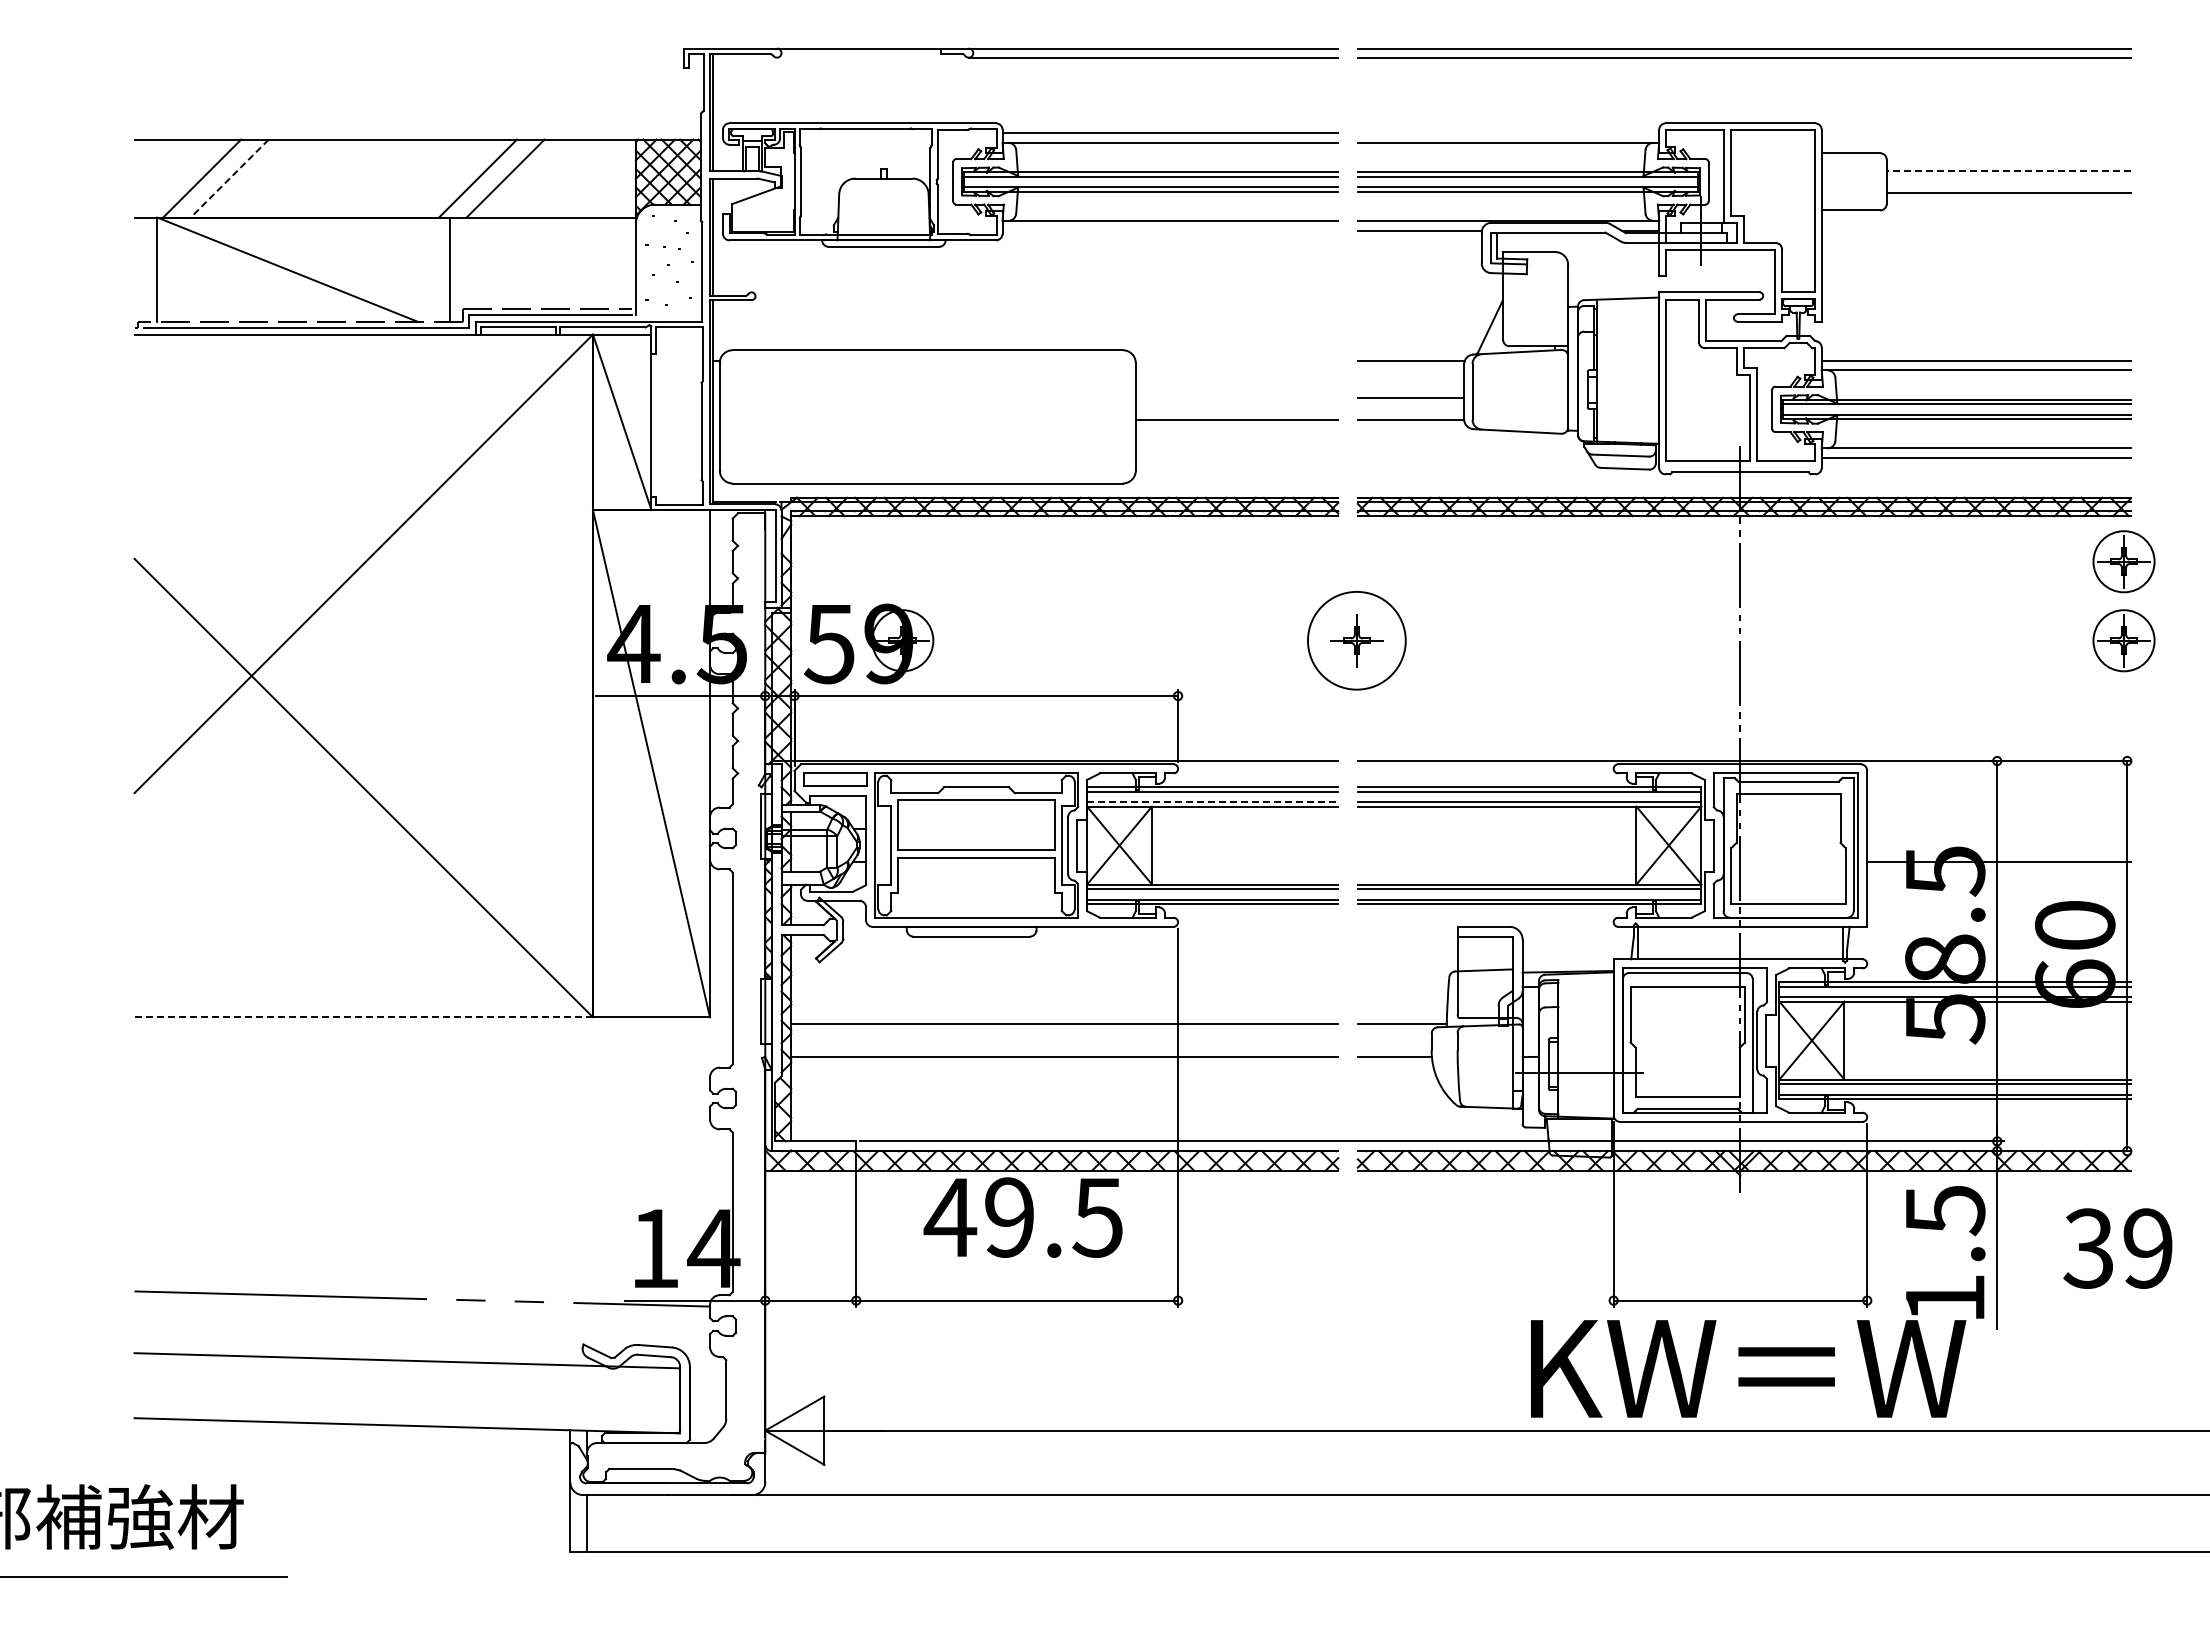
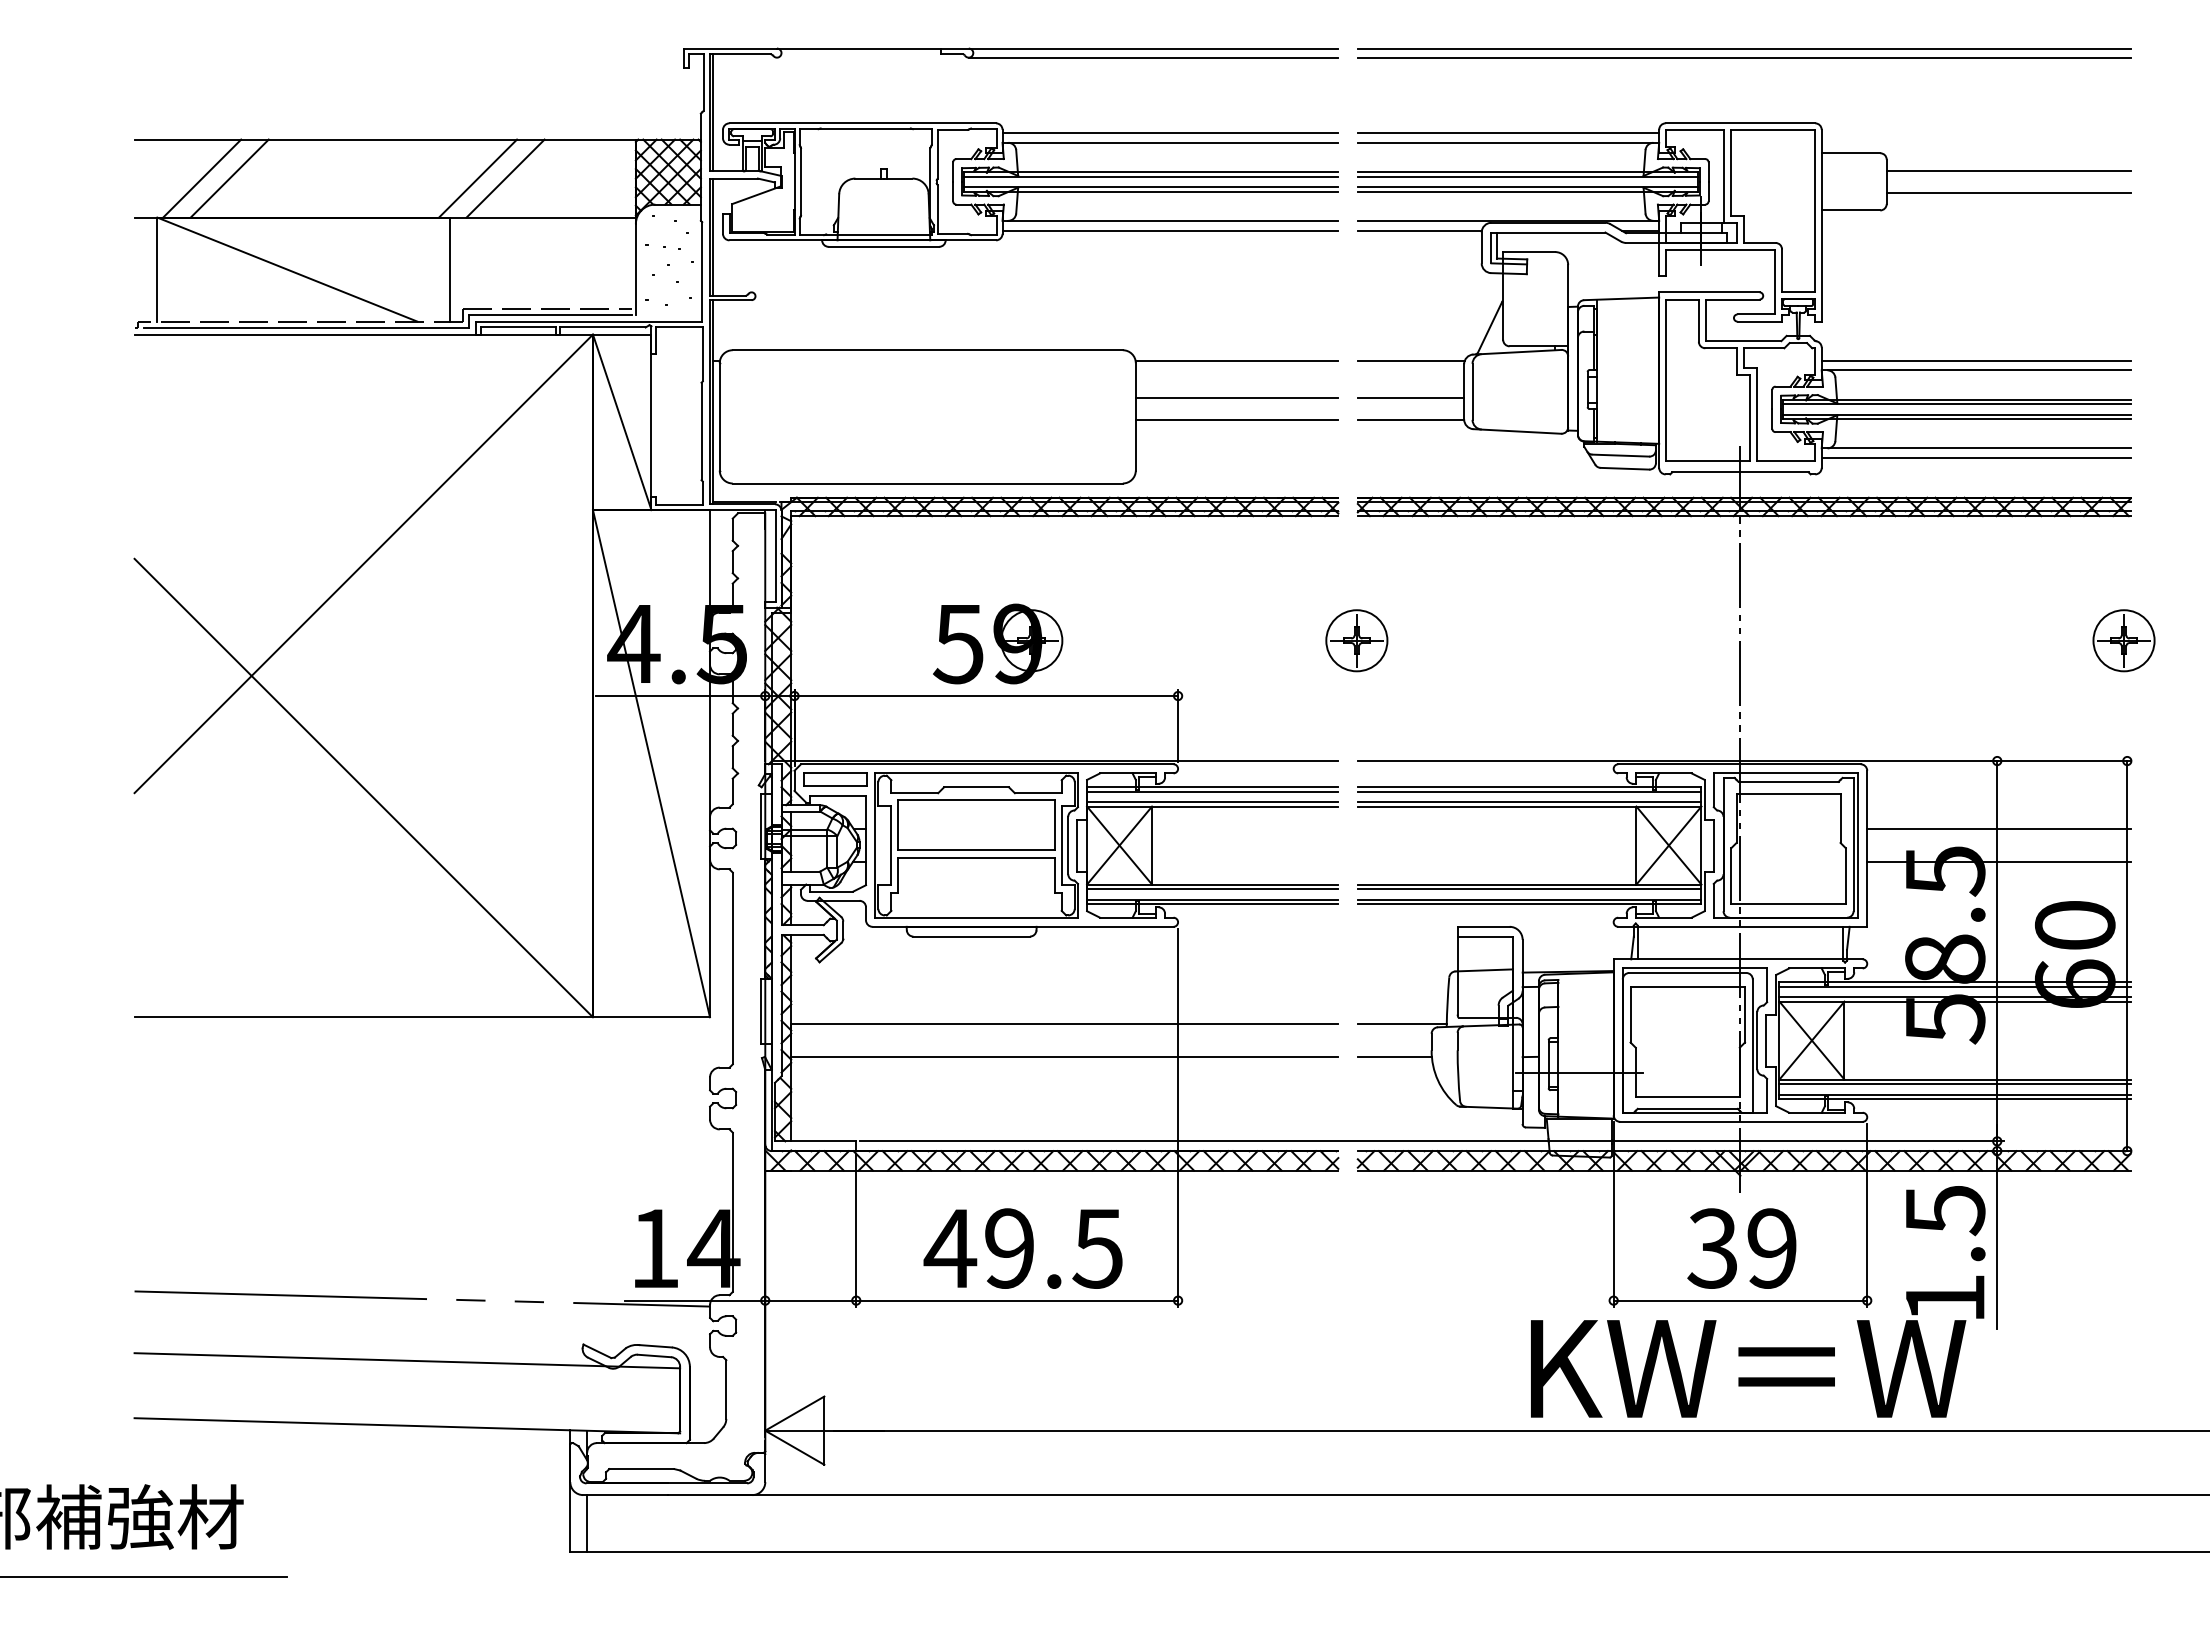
line: none -> present (1508, 133)
line: dashed -> solid (2008, 170)
line: dashed -> solid (229, 178)
line: none -> present (1170, 230)
line: none -> present (1236, 360)
line: none -> present (1236, 398)
part: present -> none (2123, 561)
circle diameter: 98 px -> 61 px (1356, 640)
part position: (869, 643) -> (998, 643) (998, 643)
line: dashed -> solid (1212, 802)
line: none -> present (1998, 829)
line: dashed -> solid (363, 1017)
text position: (1022, 1217) -> (1022, 1248) (1022, 1248)
text position: (2117, 1248) -> (1741, 1248) (1741, 1248)
